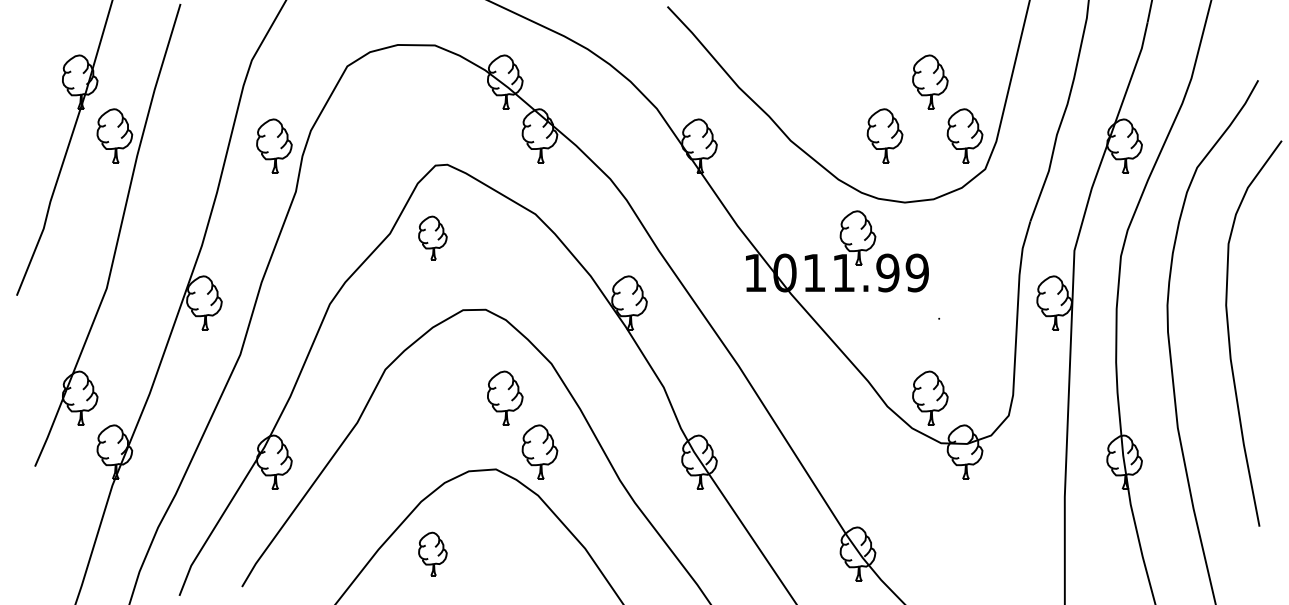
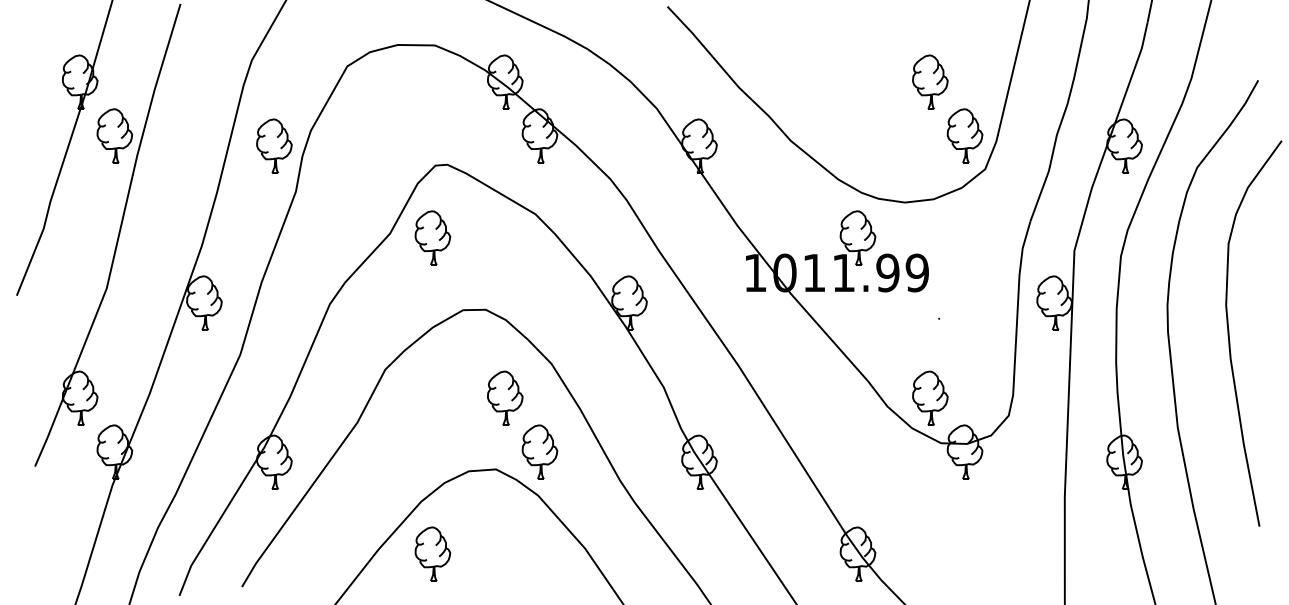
part: present -> none (884, 135)
part size: 30x46 px -> 38x56 px (432, 237)
part size: 30x46 px -> 38x56 px (432, 553)
